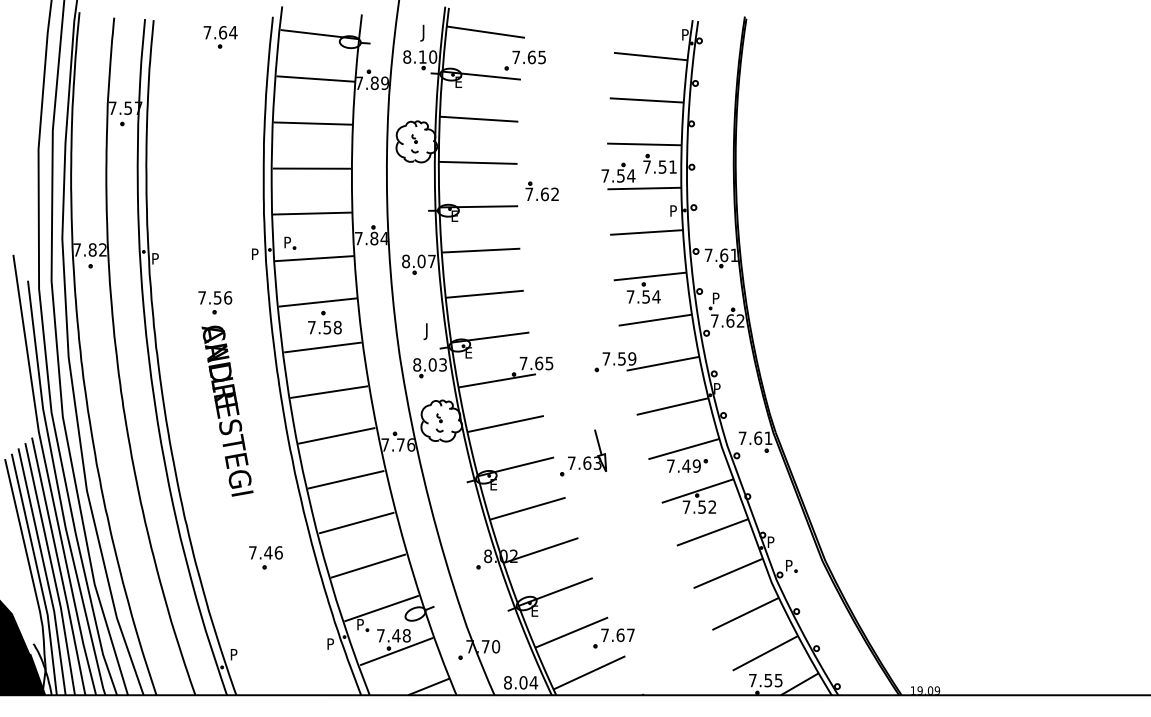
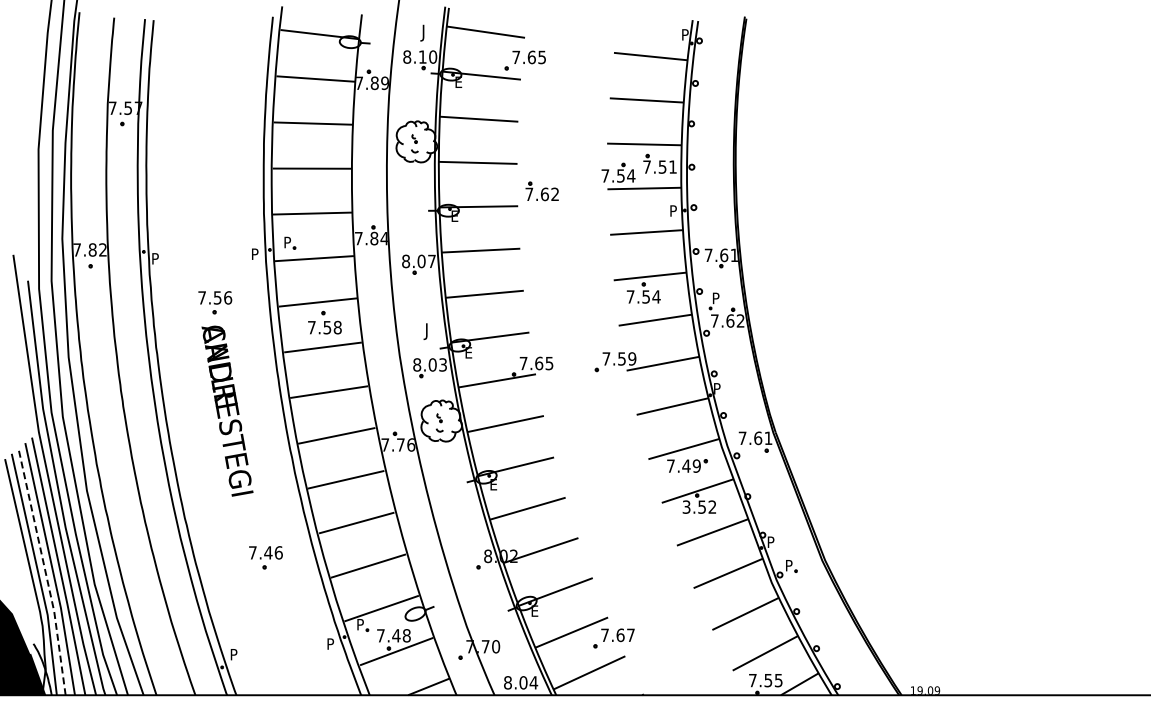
part: present -> none (220, 37)
part: present -> none (583, 452)
text: 7.52 -> 3.52 (686, 506)
line: solid -> dashed (45, 571)
